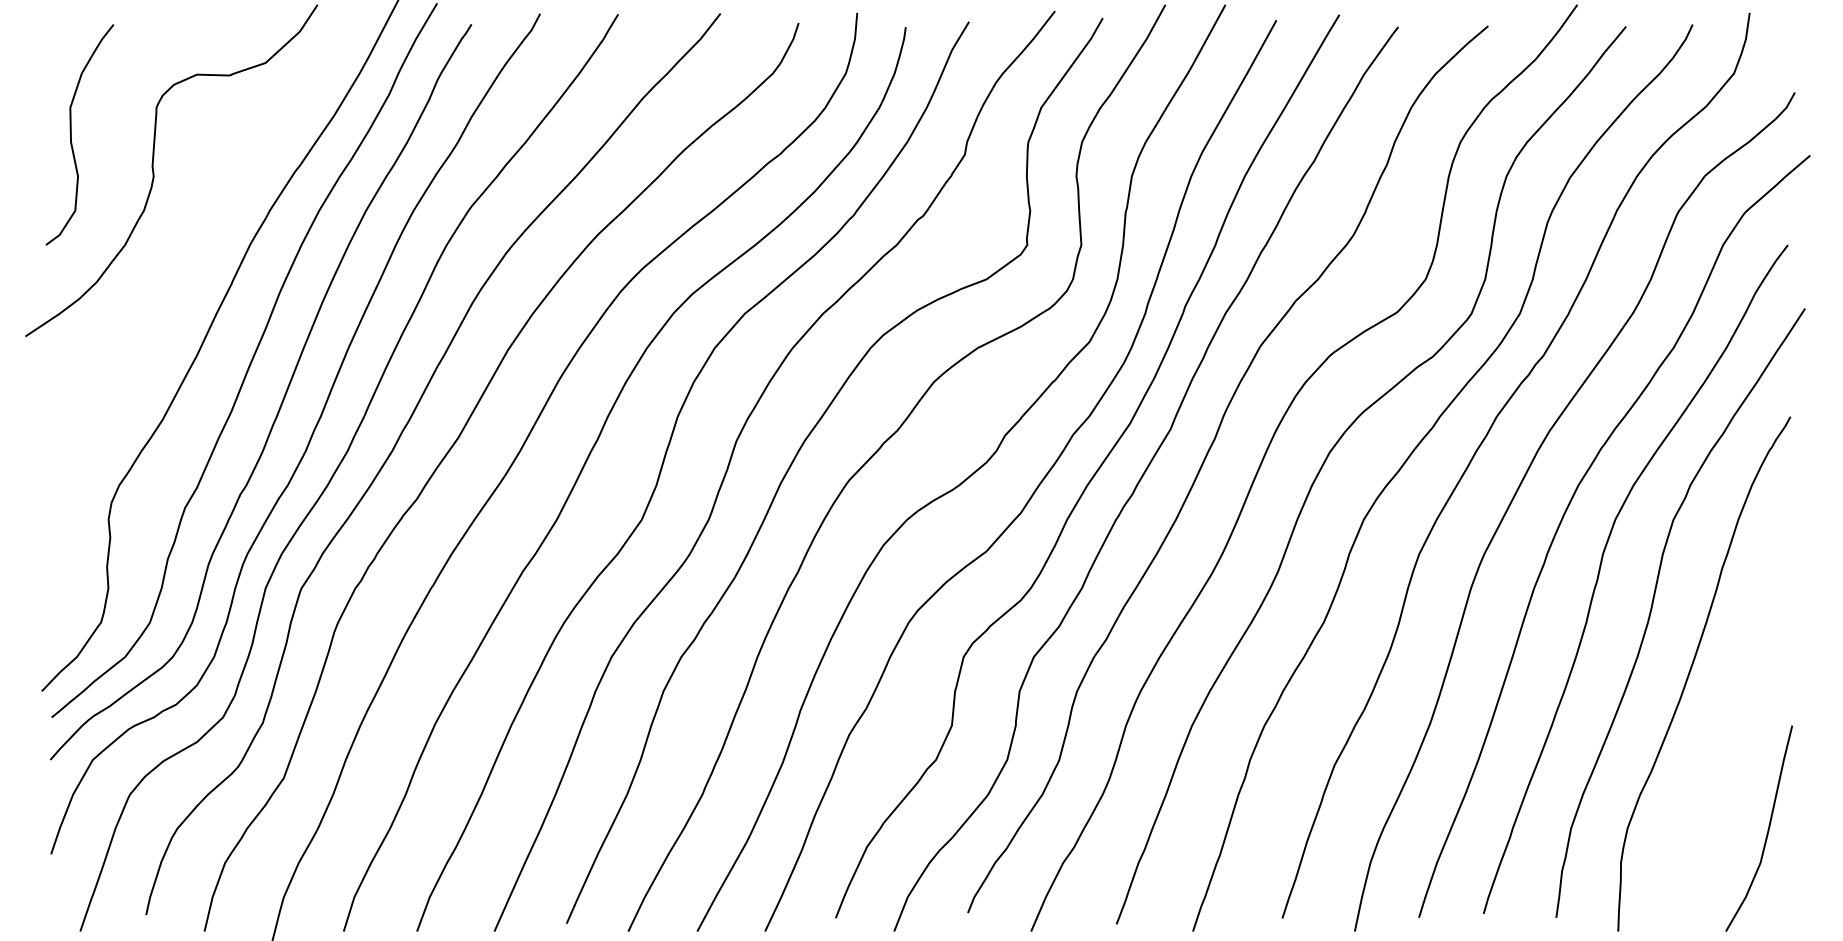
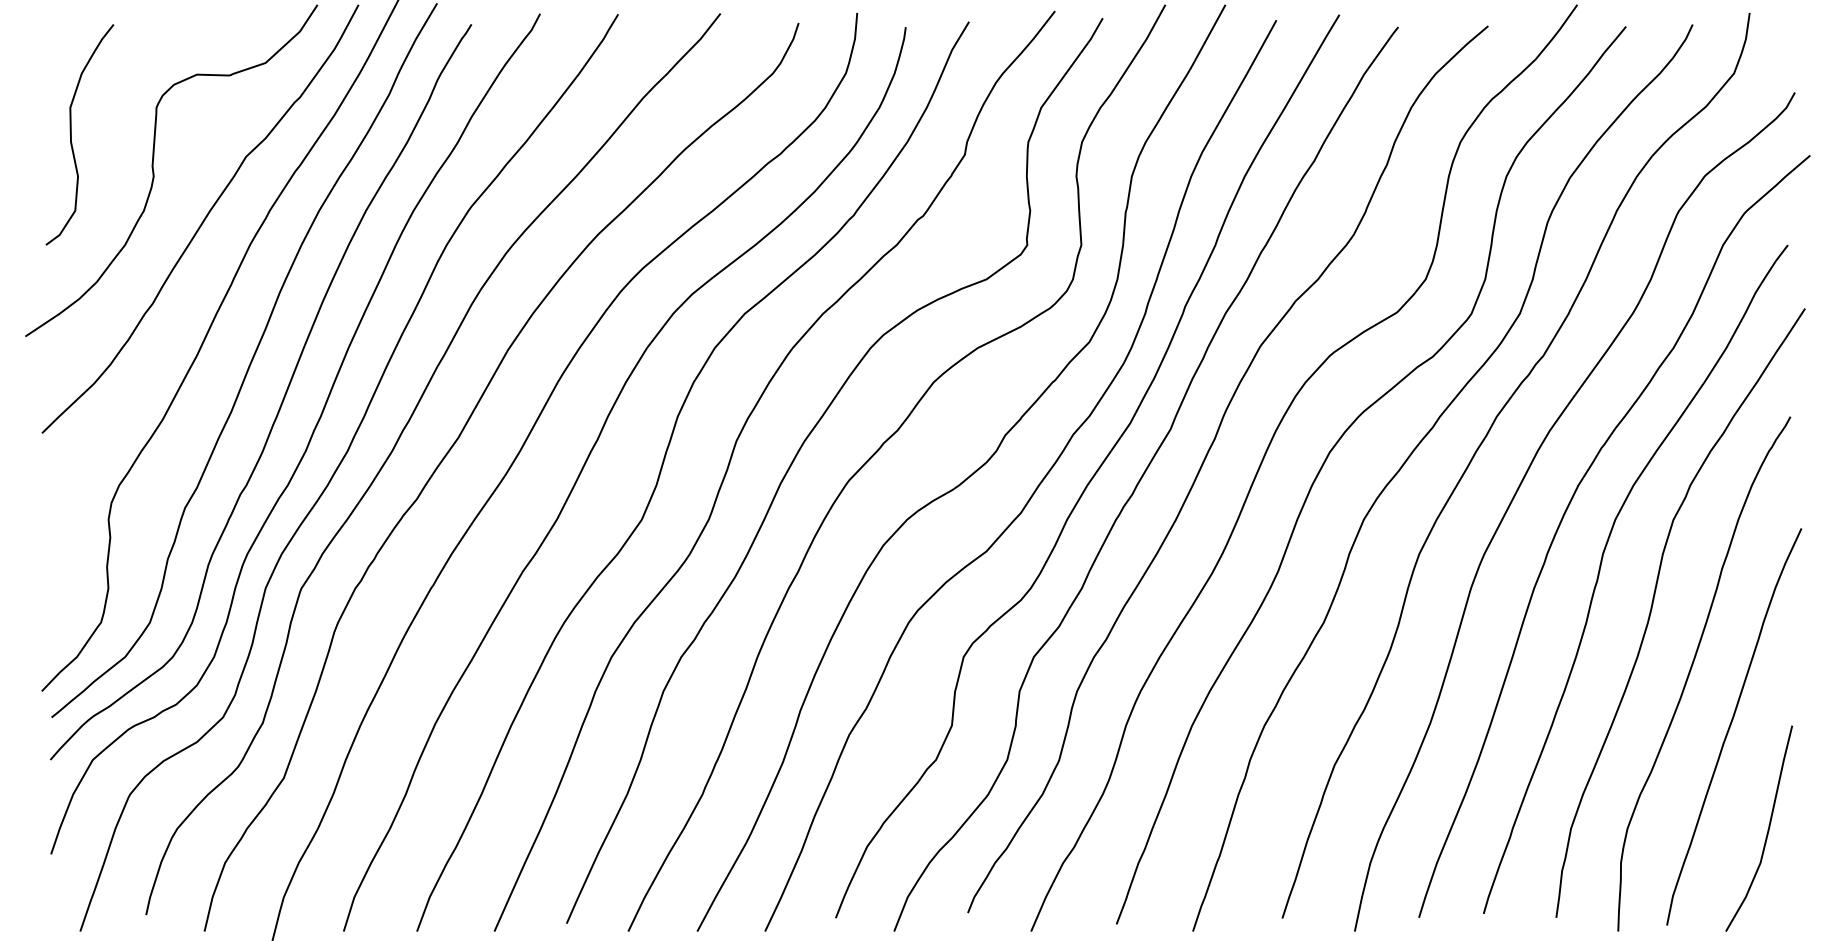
curve: none -> present (203, 219)
curve: none -> present (1731, 725)
